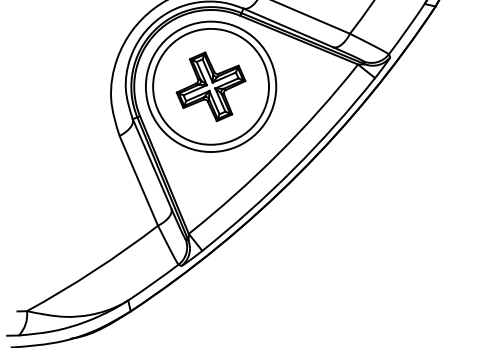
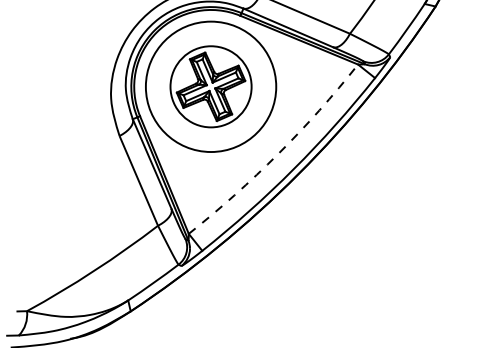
circle diameter: 116 px -> 81 px (210, 86)
arc: solid -> dashed (278, 154)
